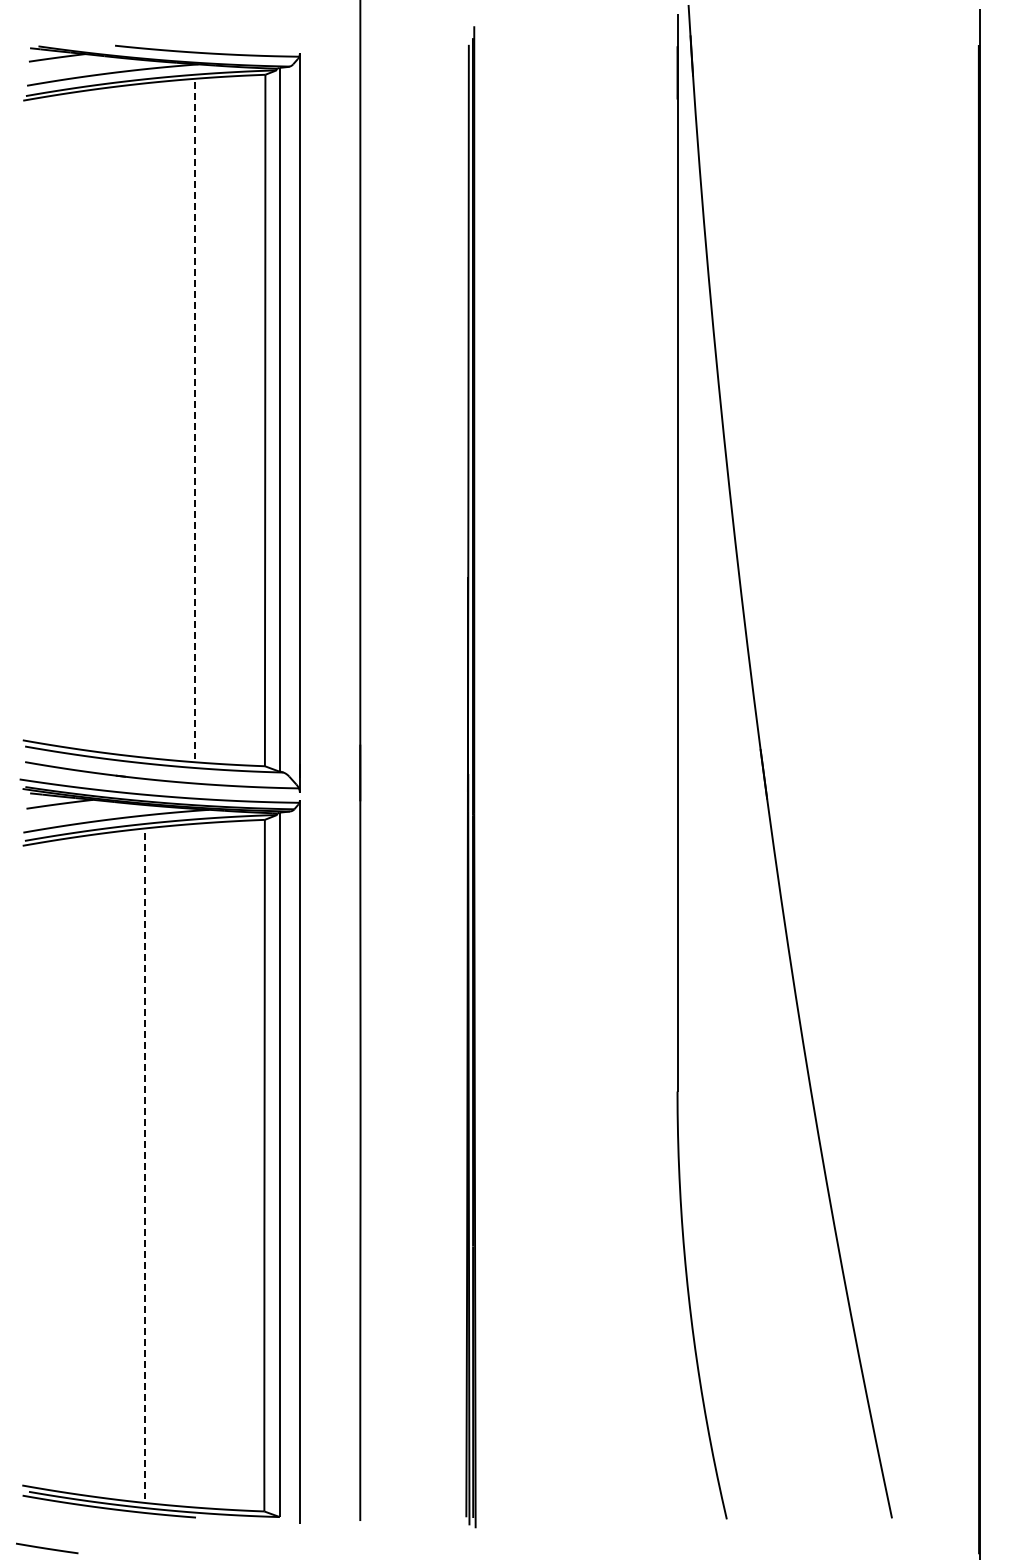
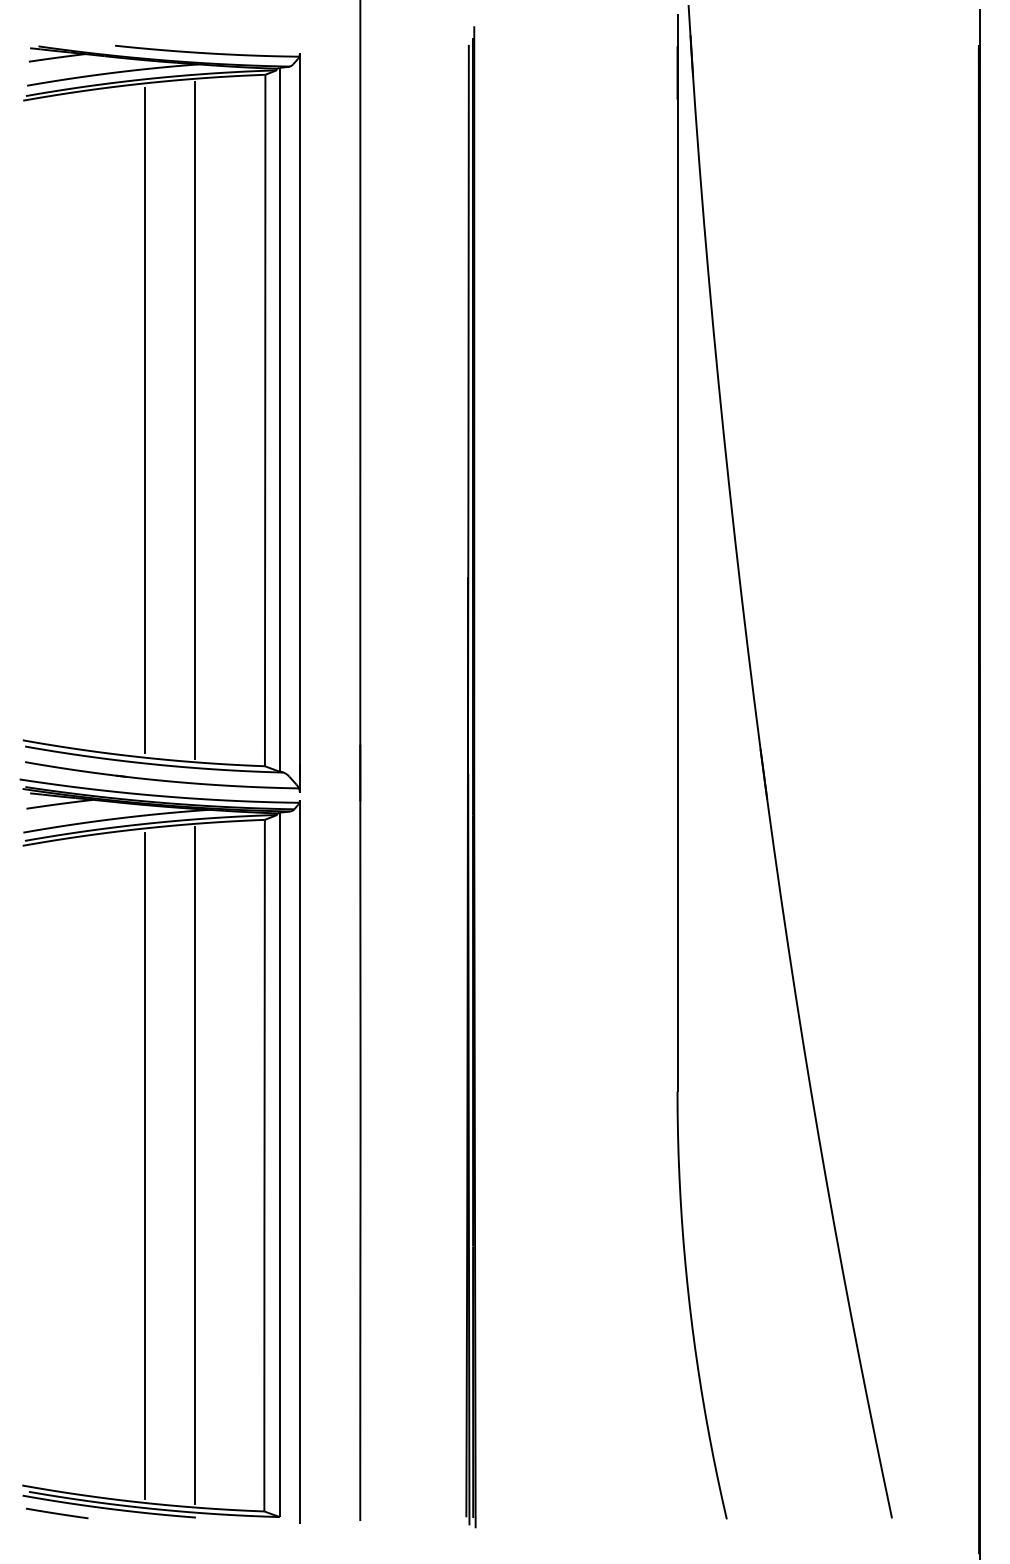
line: none -> present (144, 420)
line: dashed -> solid (195, 421)
line: dashed -> solid (144, 1165)
line: none -> present (195, 1165)
line position: (47, 1548) -> (57, 1513) (57, 1513)
